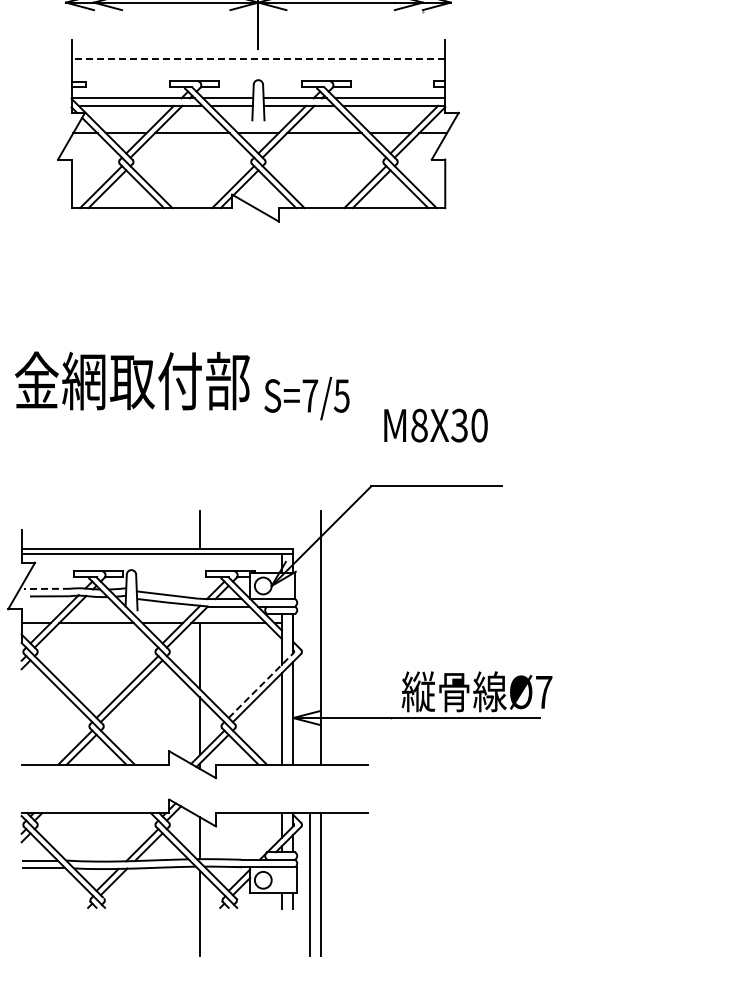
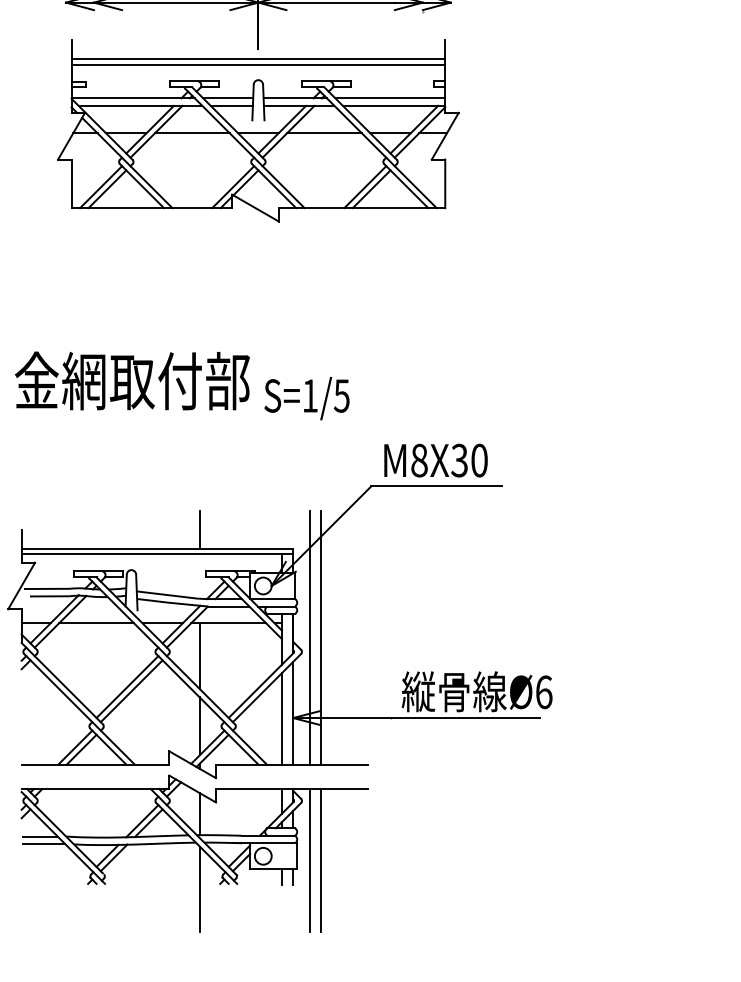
line: dashed -> solid (258, 58)
line: none -> present (258, 64)
text: S=7/5 -> S=1/5 (310, 395)
text position: (435, 425) -> (435, 460) (435, 460)
line: dashed -> solid (46, 588)
line: none -> present (310, 637)
line: dashed -> solid (261, 685)
text: Ø7 -> Ø6 (544, 692)
part position: (194, 877) -> (194, 853) (194, 853)
